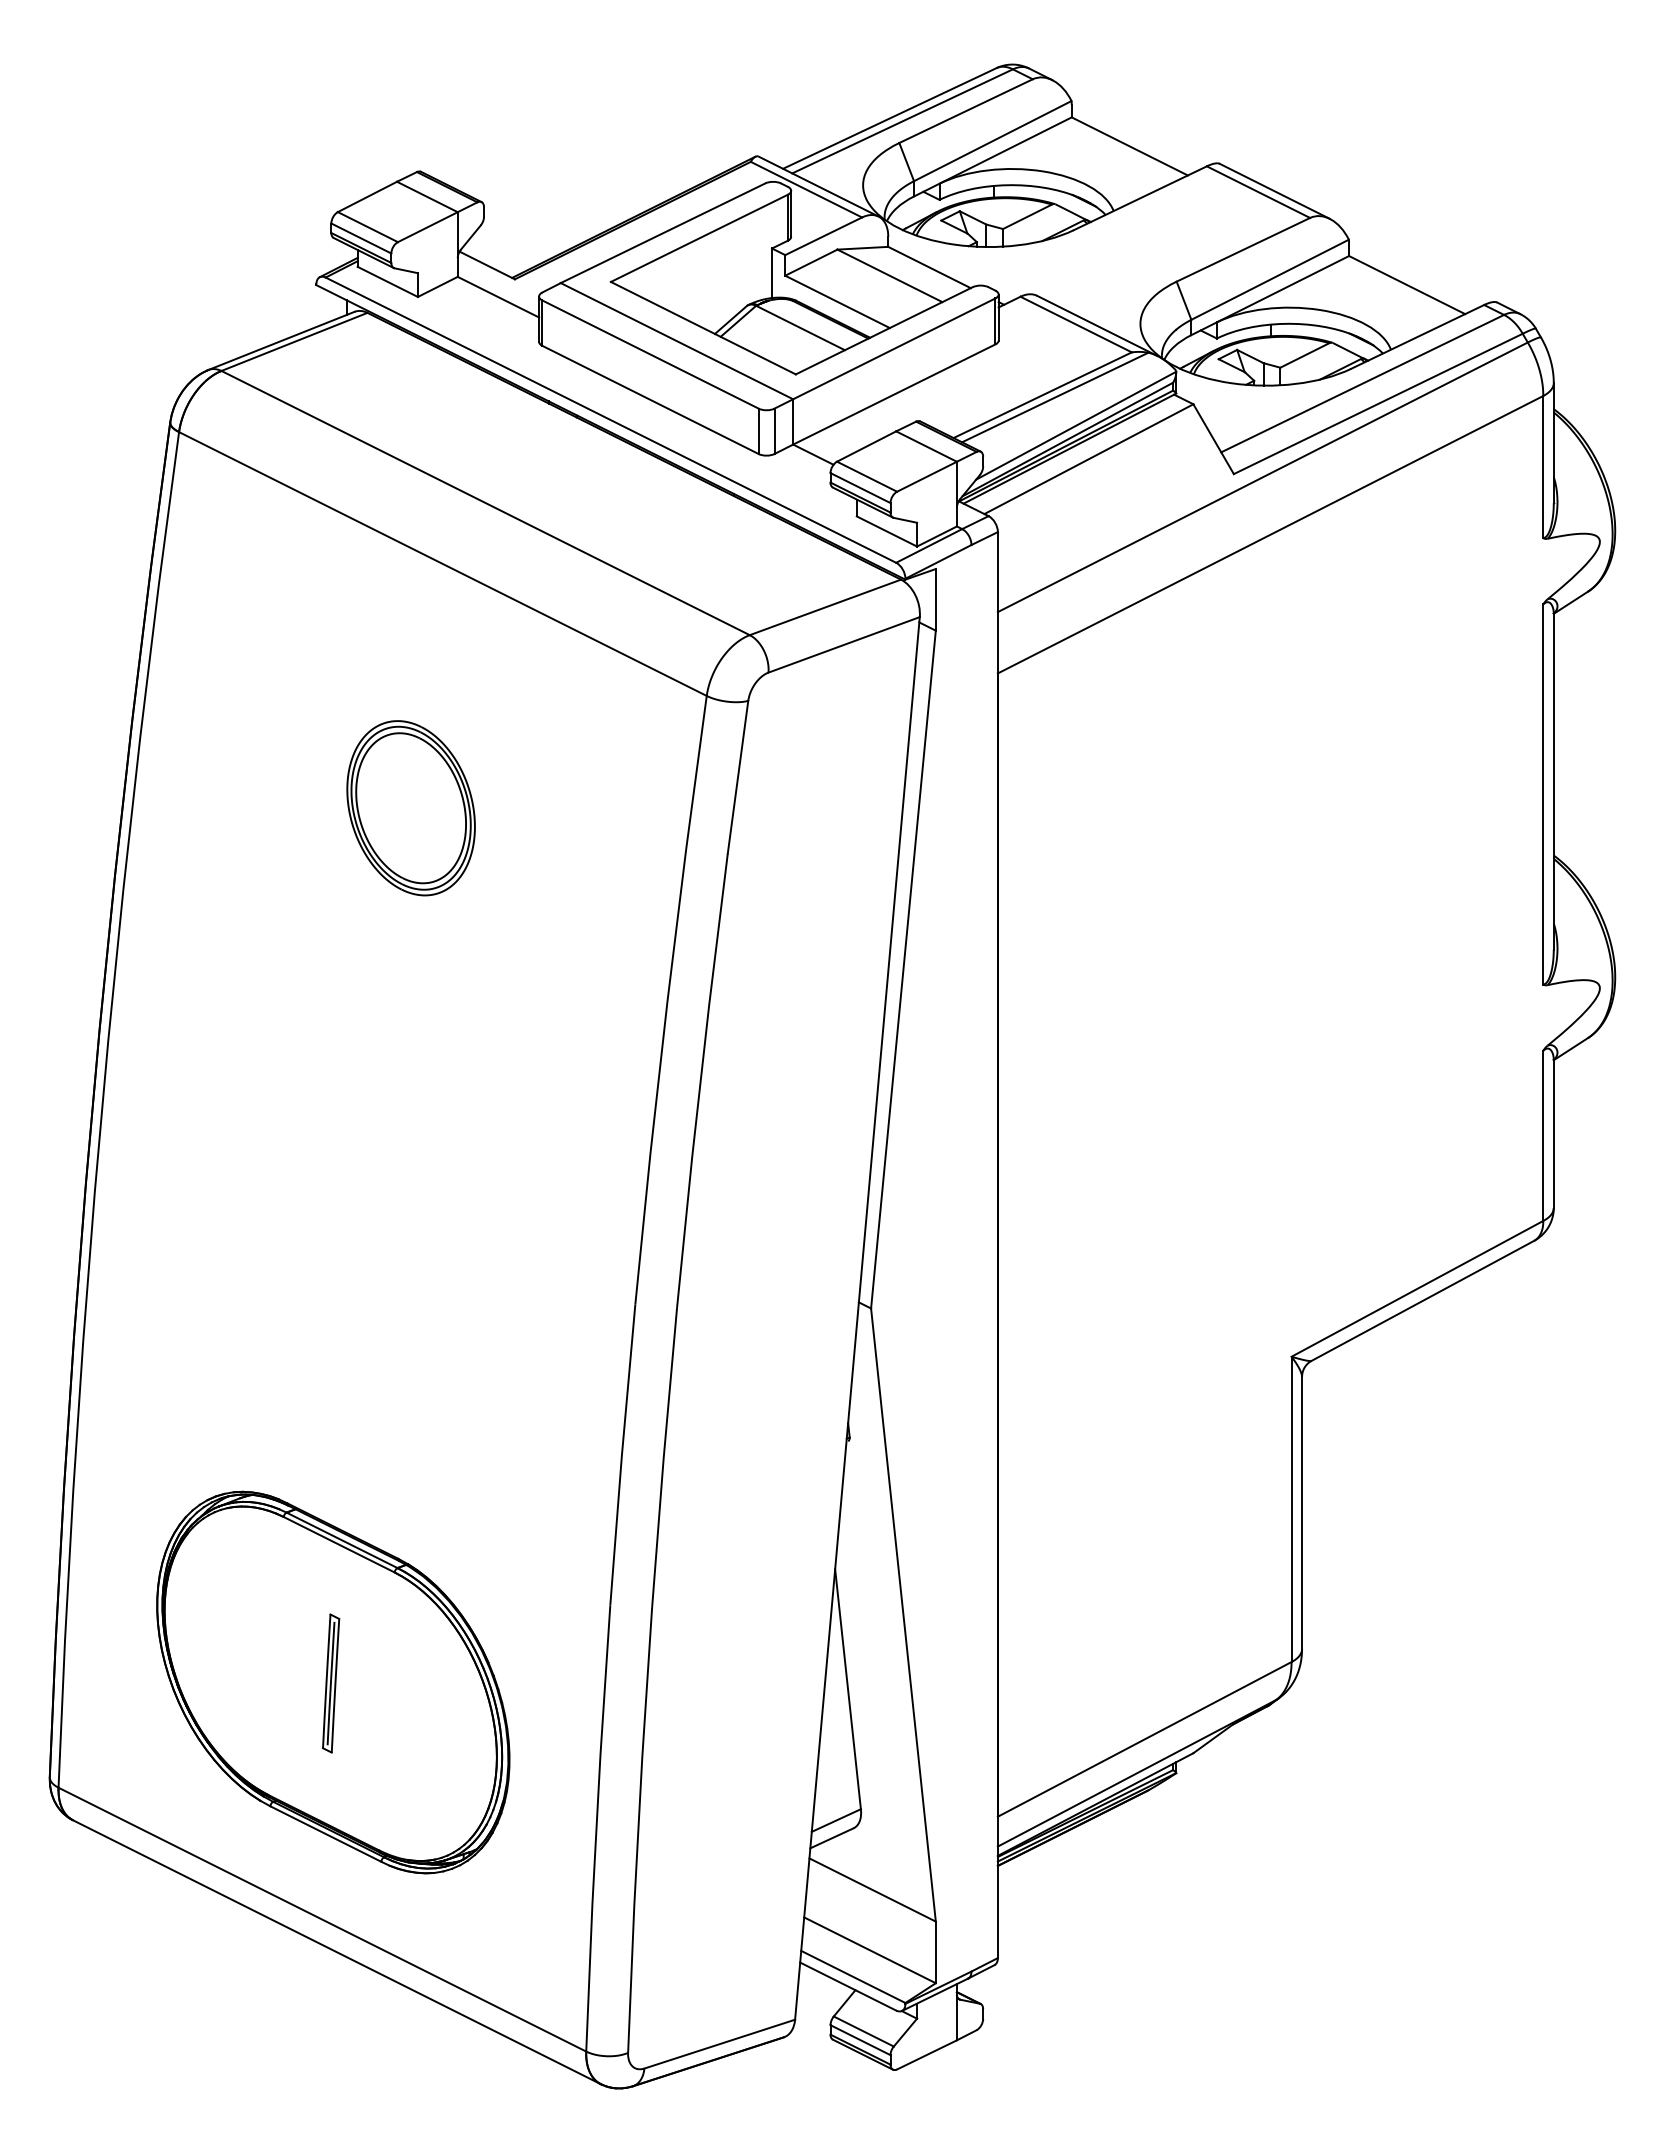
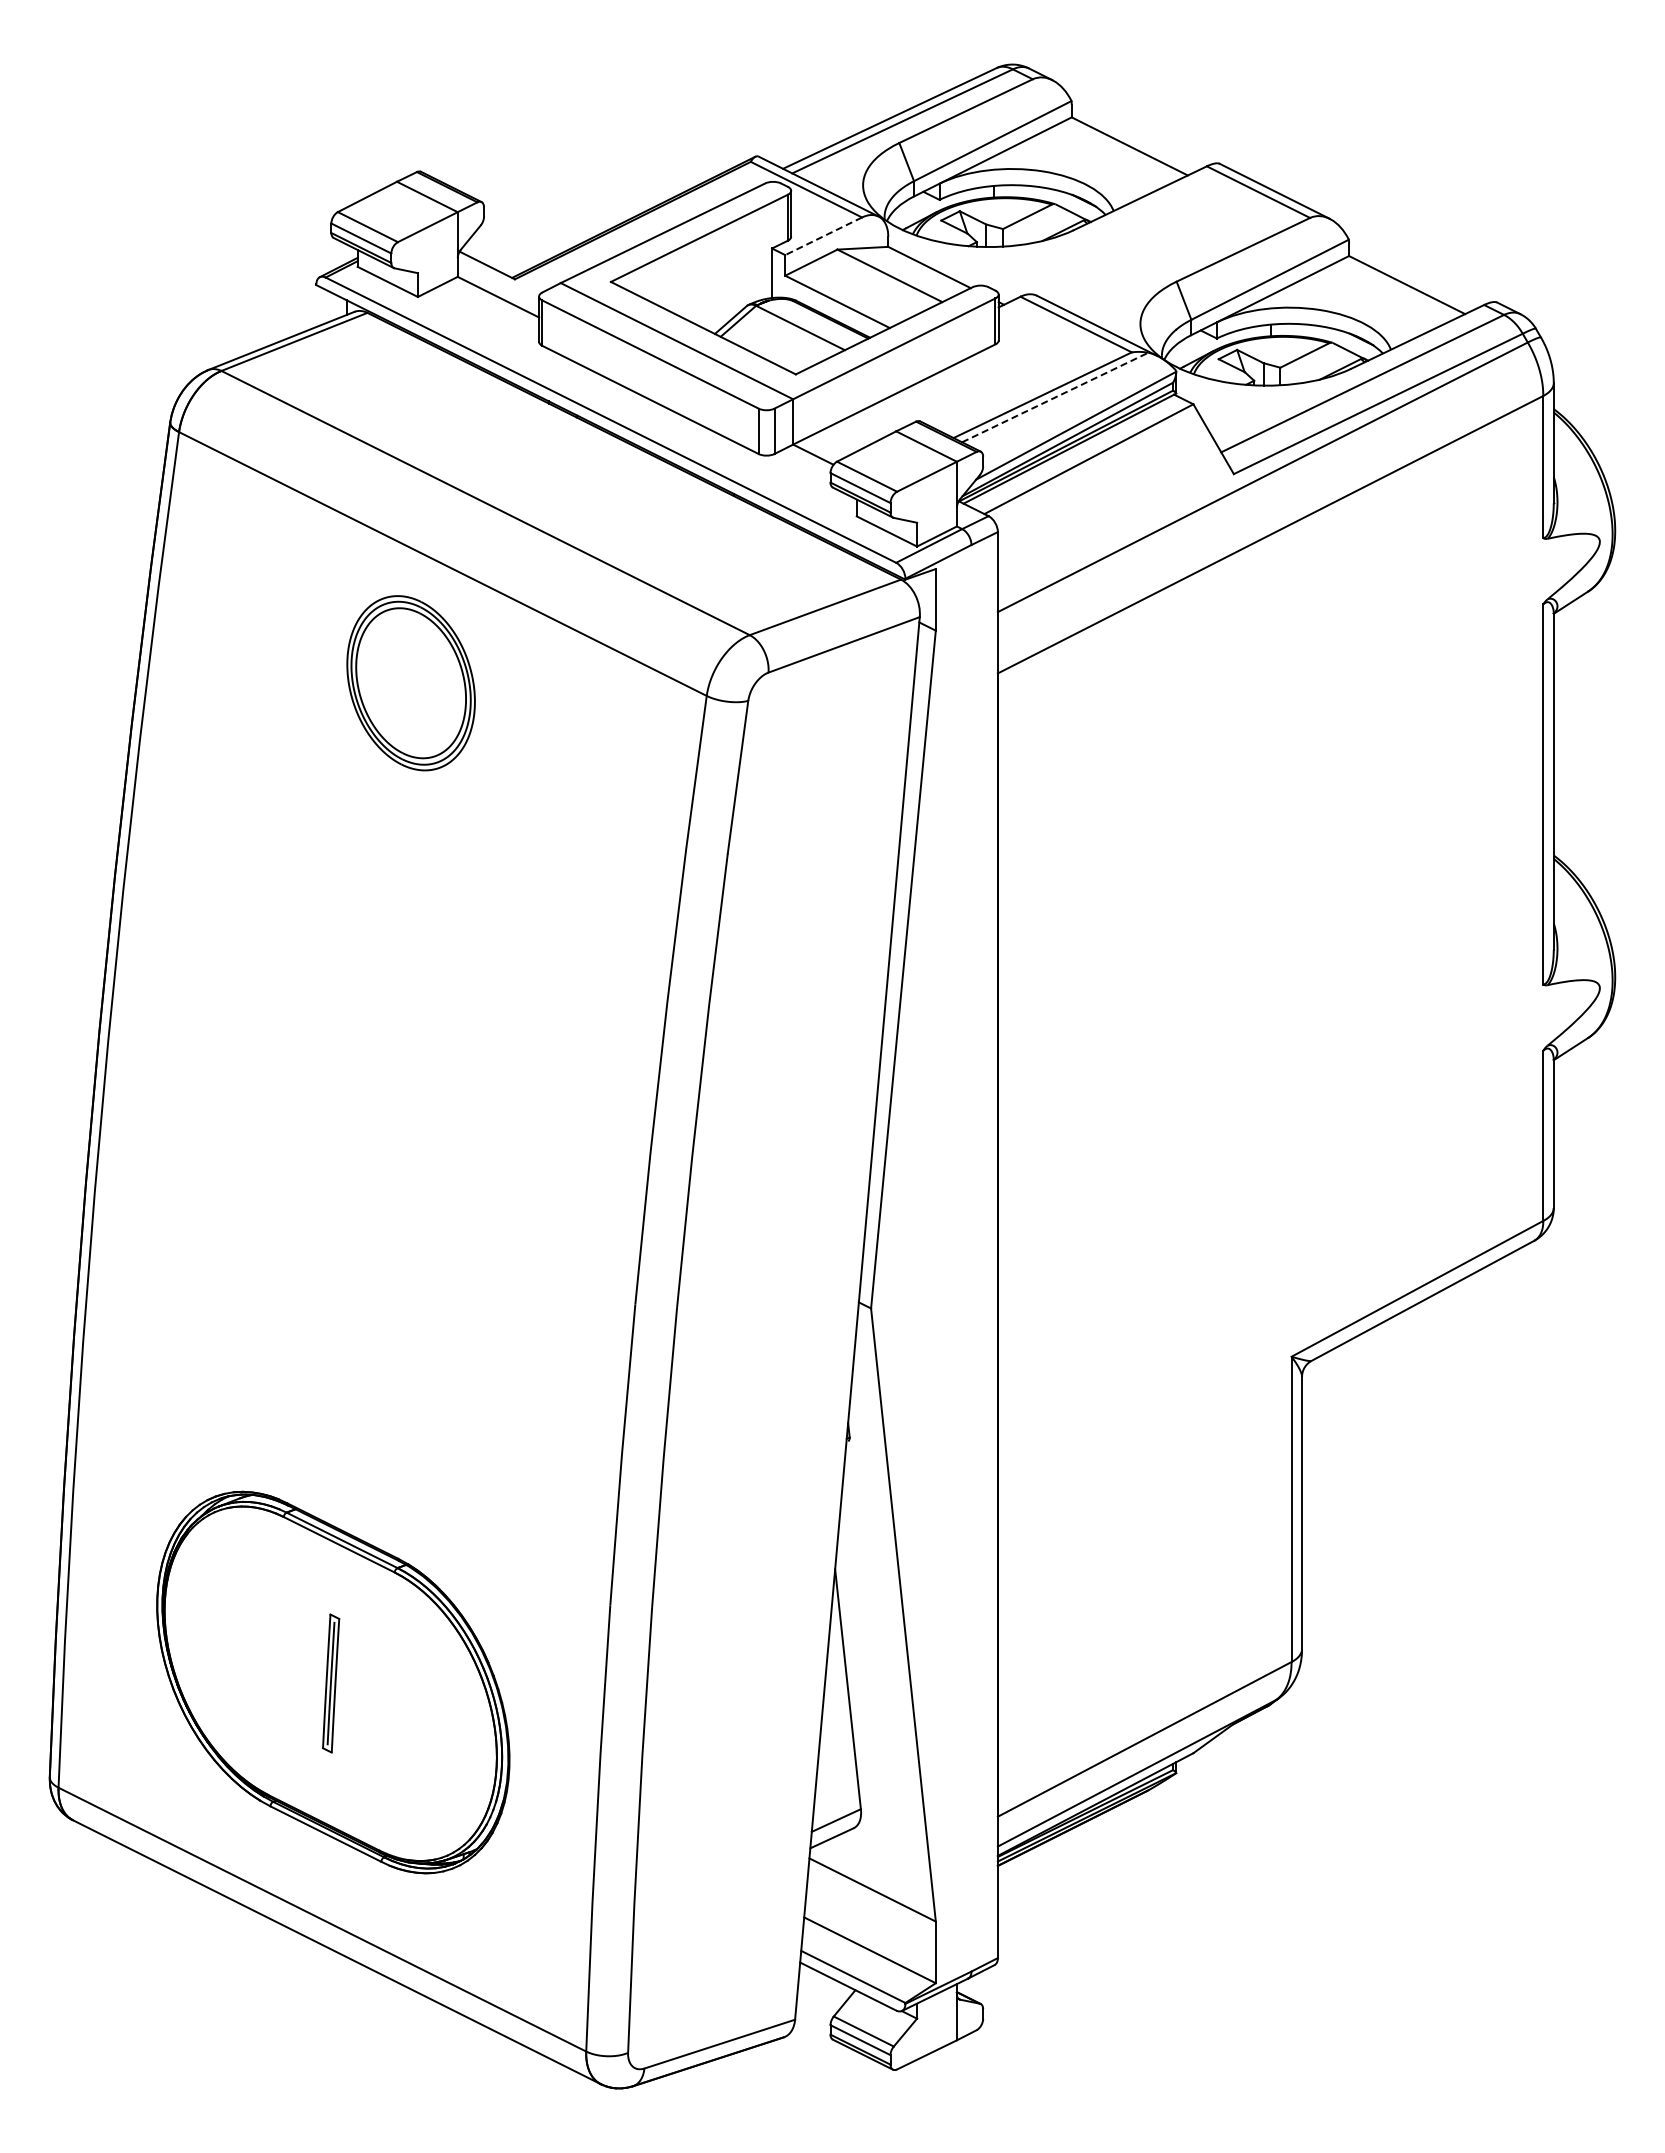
line: solid -> dashed (823, 236)
line: solid -> dashed (1055, 397)
part position: (410, 808) -> (410, 683) (410, 683)
